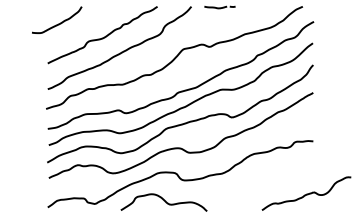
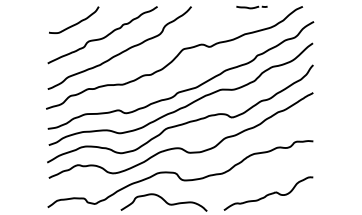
part position: (219, 7) -> (251, 7) (251, 7)
curve position: (58, 23) -> (75, 23) (75, 23)
curve position: (306, 193) -> (268, 193) (268, 193)
